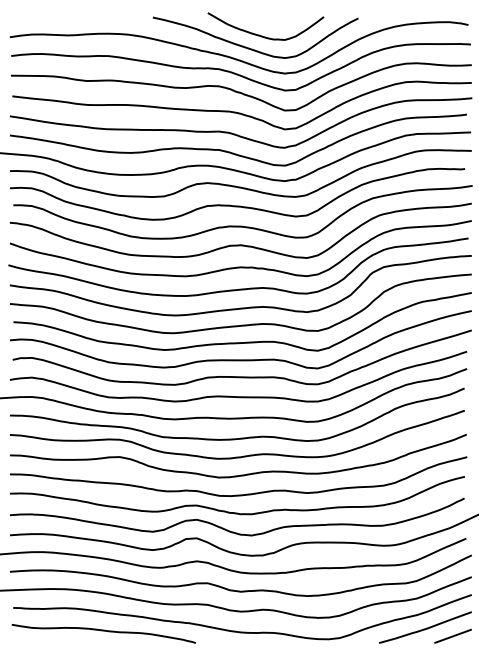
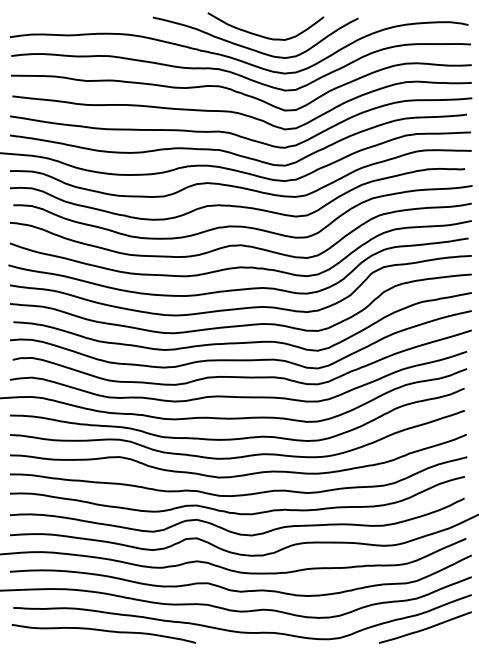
line: present -> none (452, 635)
